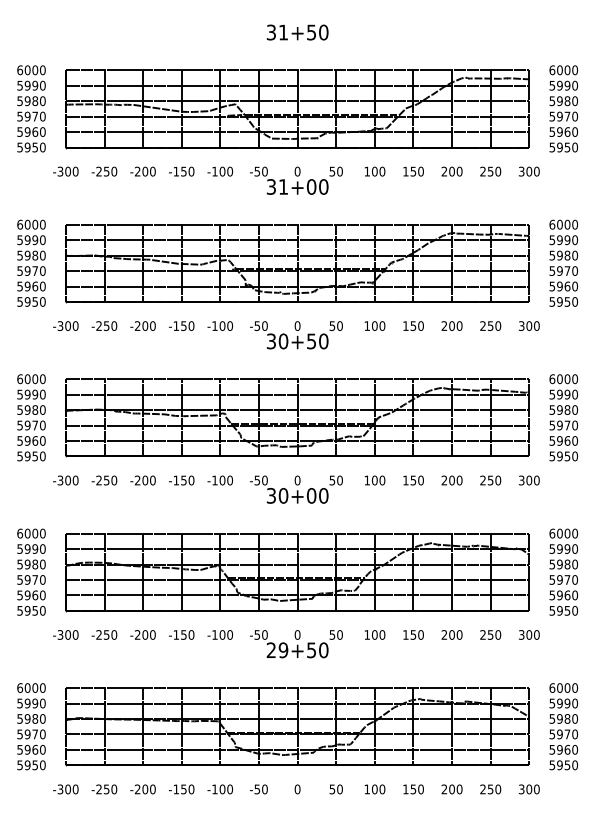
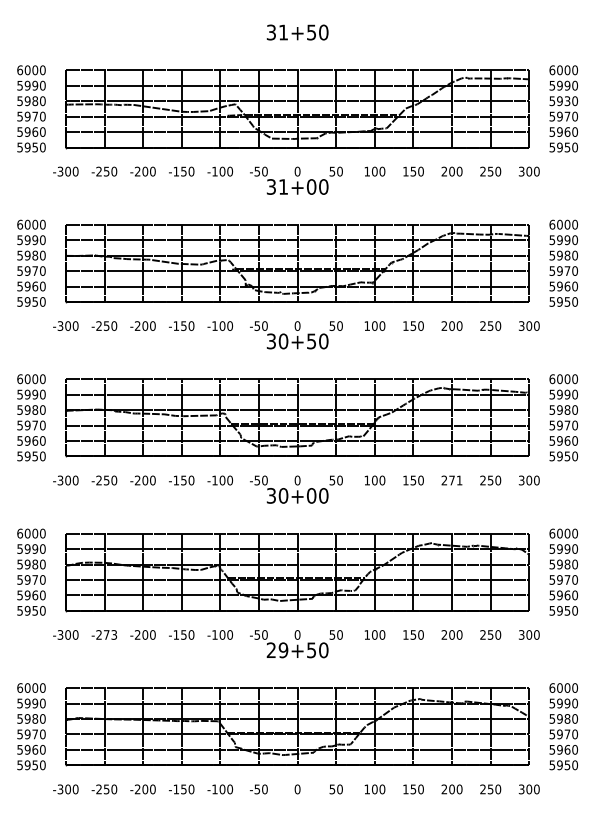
text: 5980 -> 5930 (567, 101)
text: 200 -> 271 (455, 480)
text: -250 -> -273 (110, 634)
